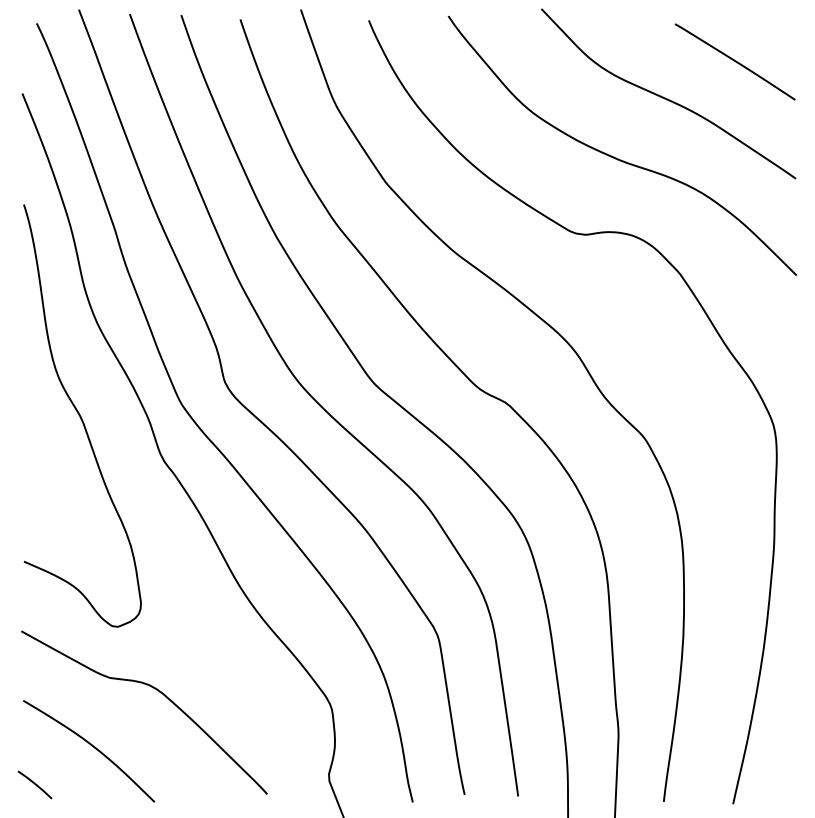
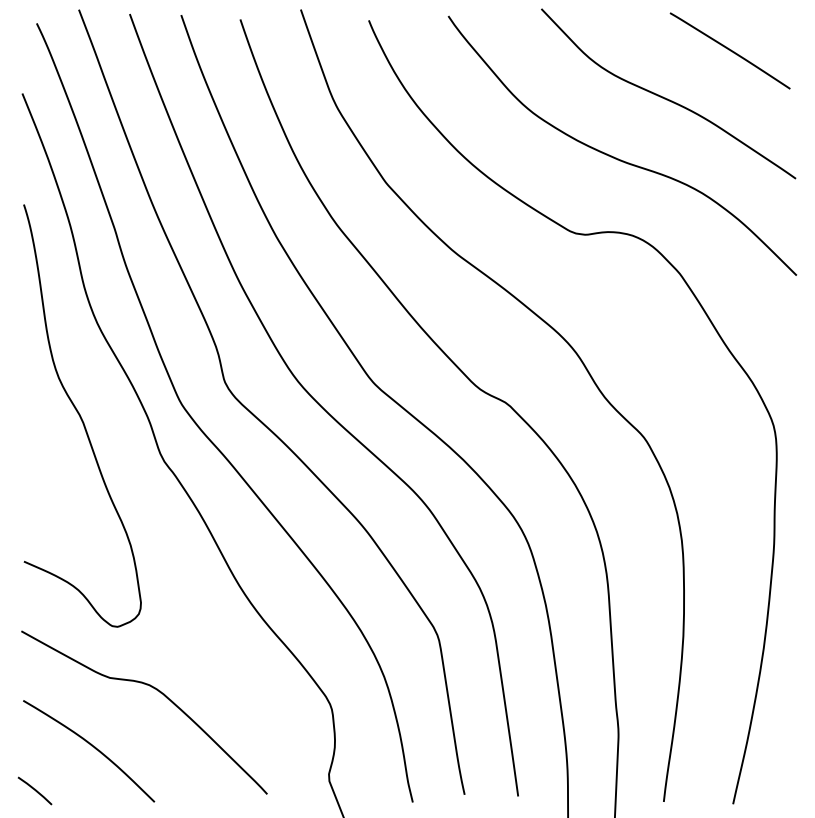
line position: (734, 61) -> (729, 50) (729, 50)
line position: (35, 784) -> (35, 790) (35, 790)
